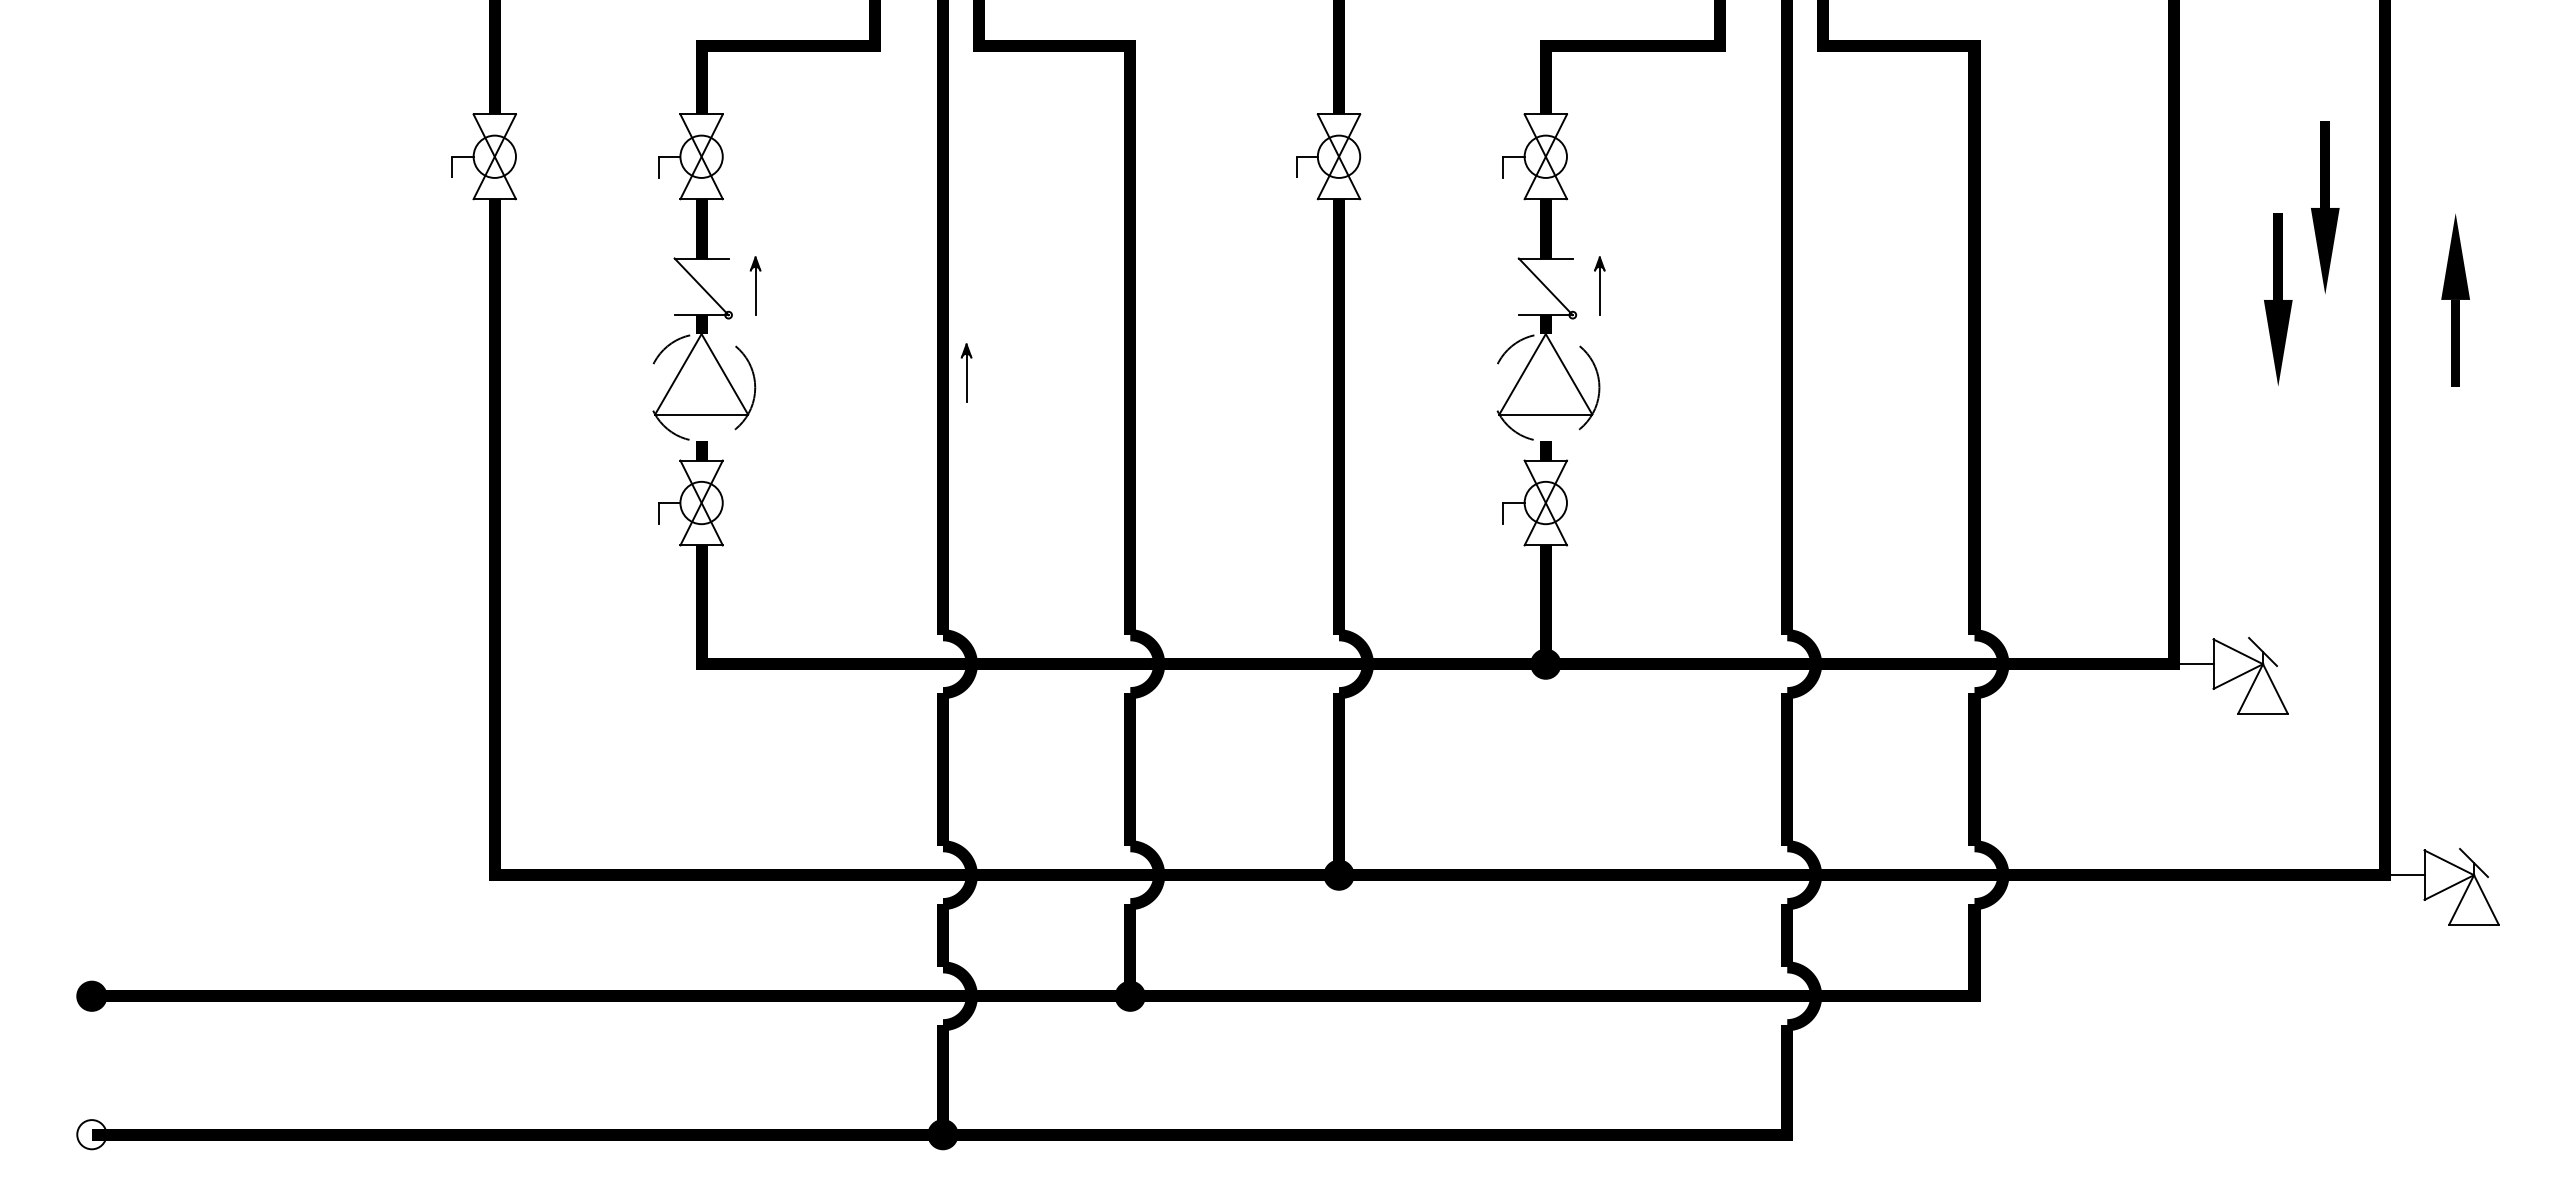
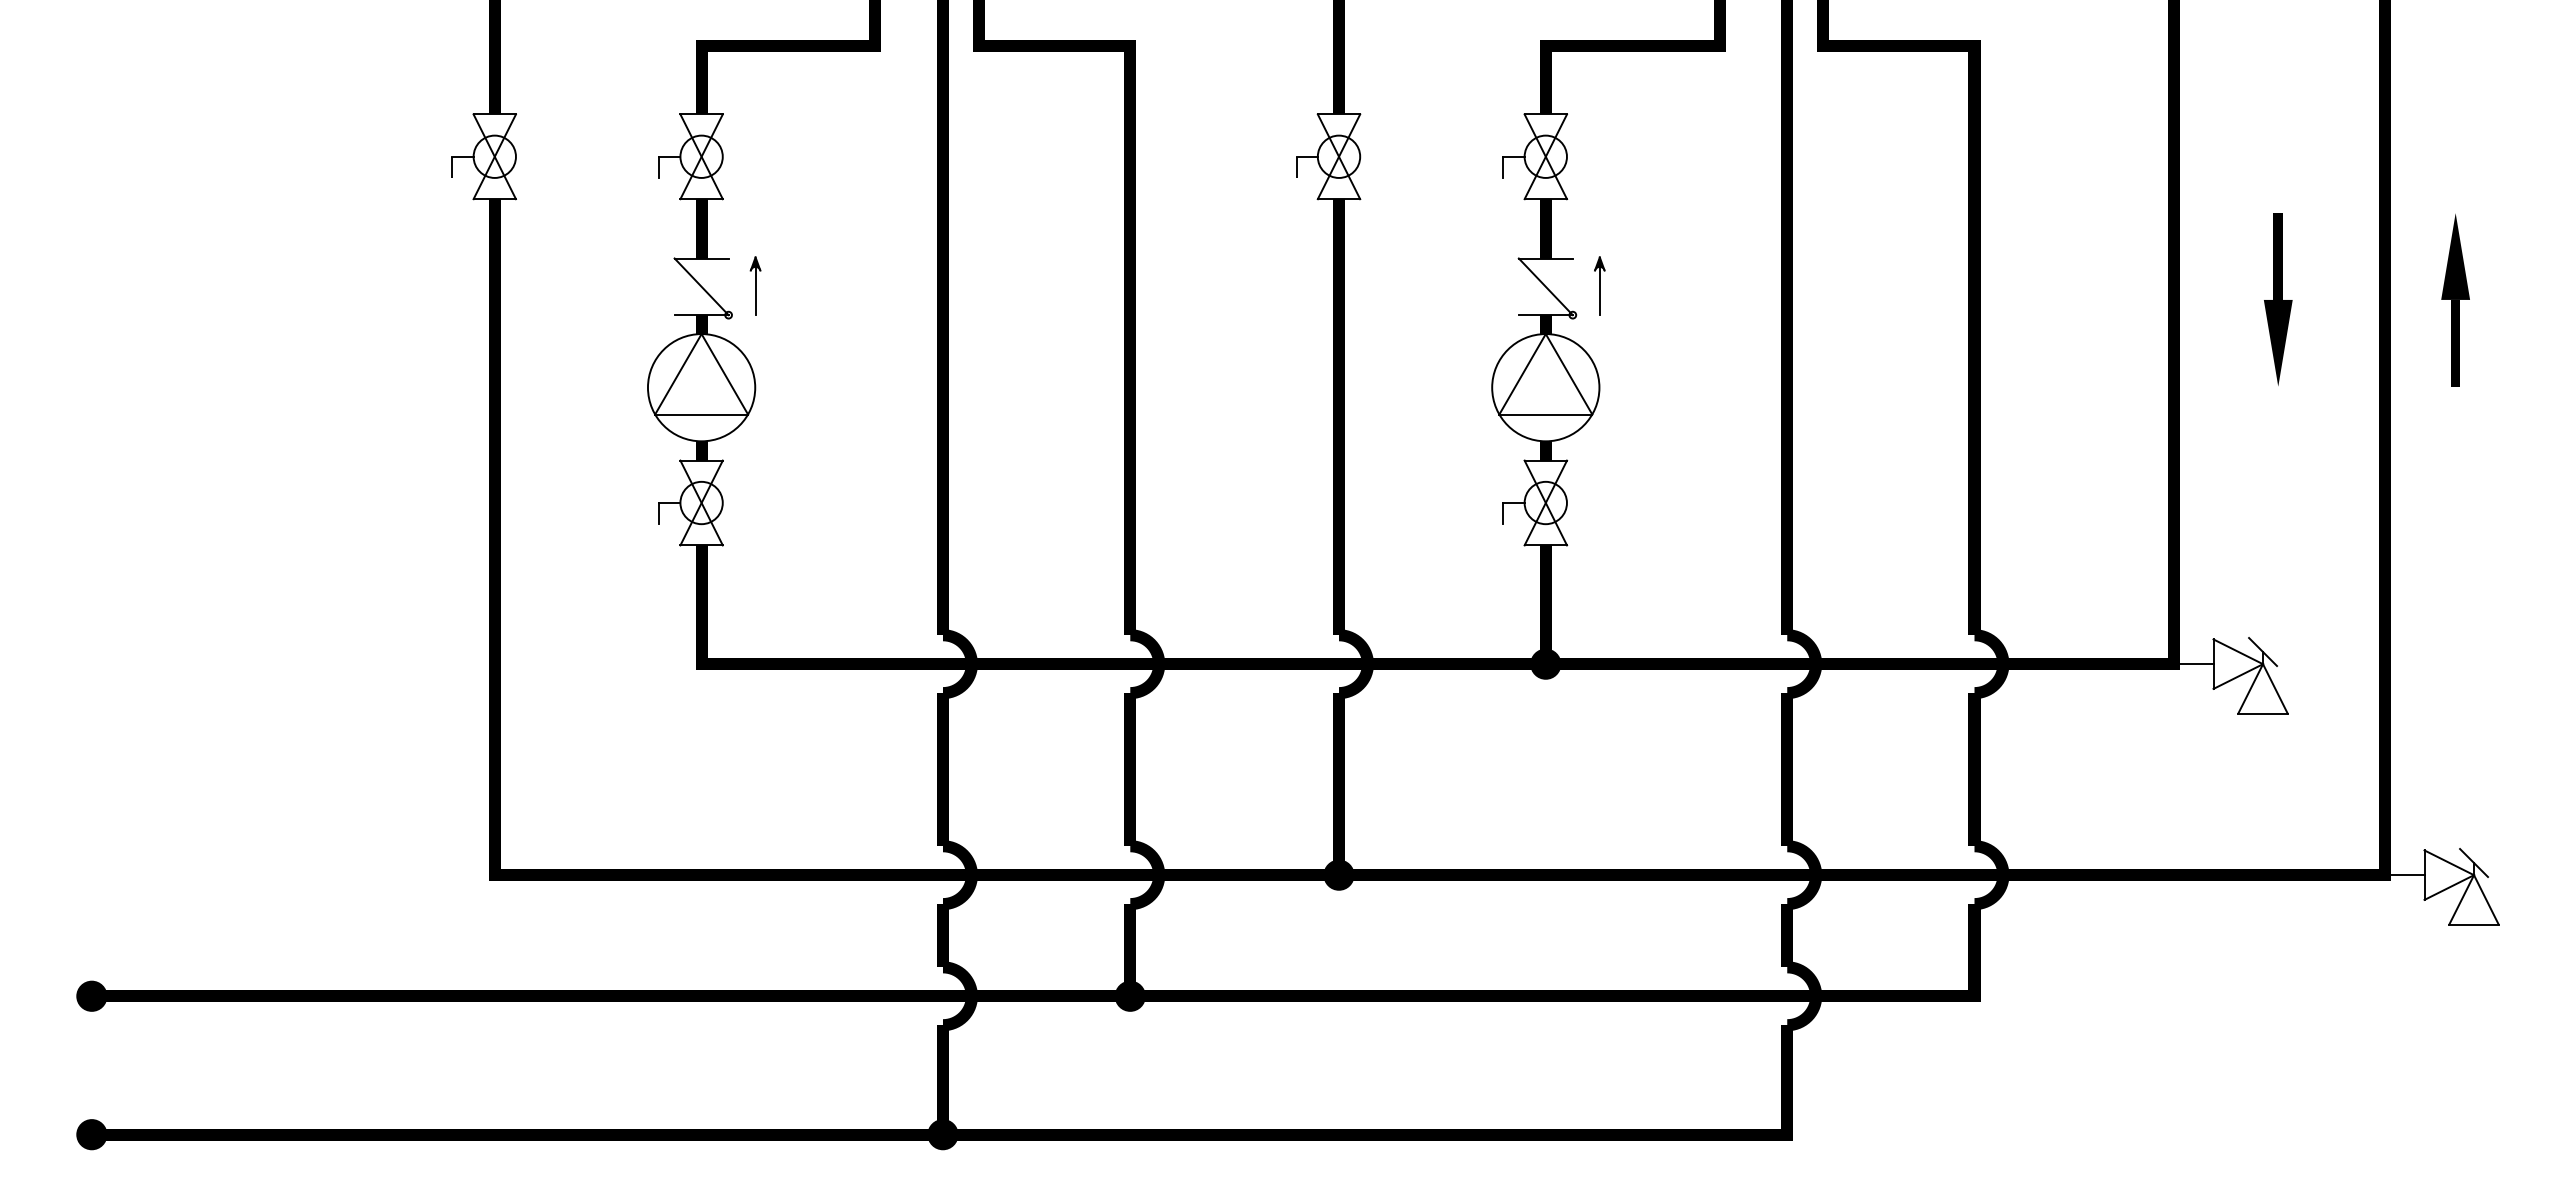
part: present -> none (2325, 207)
part: present -> none (966, 372)
circle: dashed -> solid (701, 387)
circle: dashed -> solid (1545, 387)
fill: none -> present (91, 1134)
